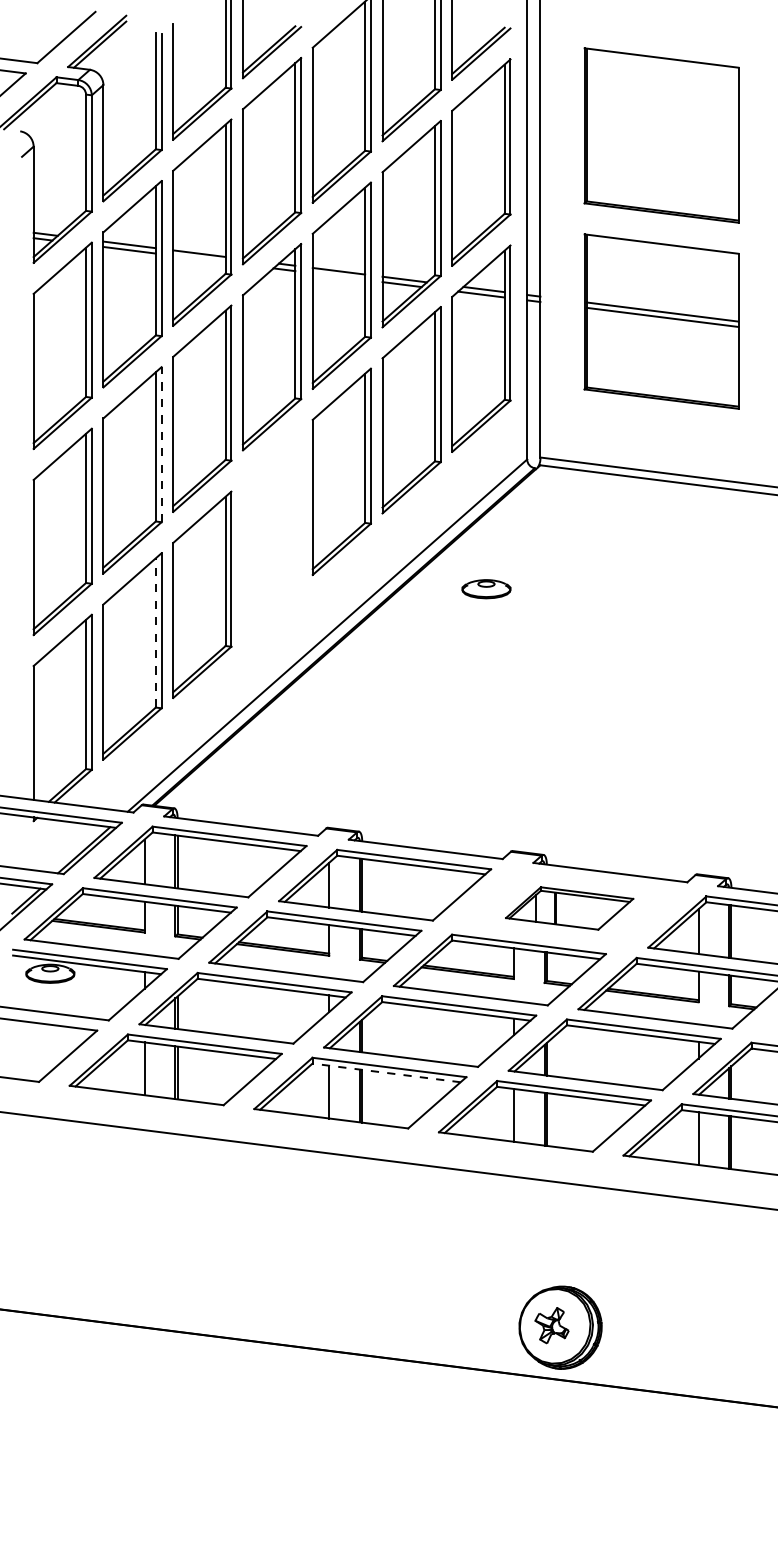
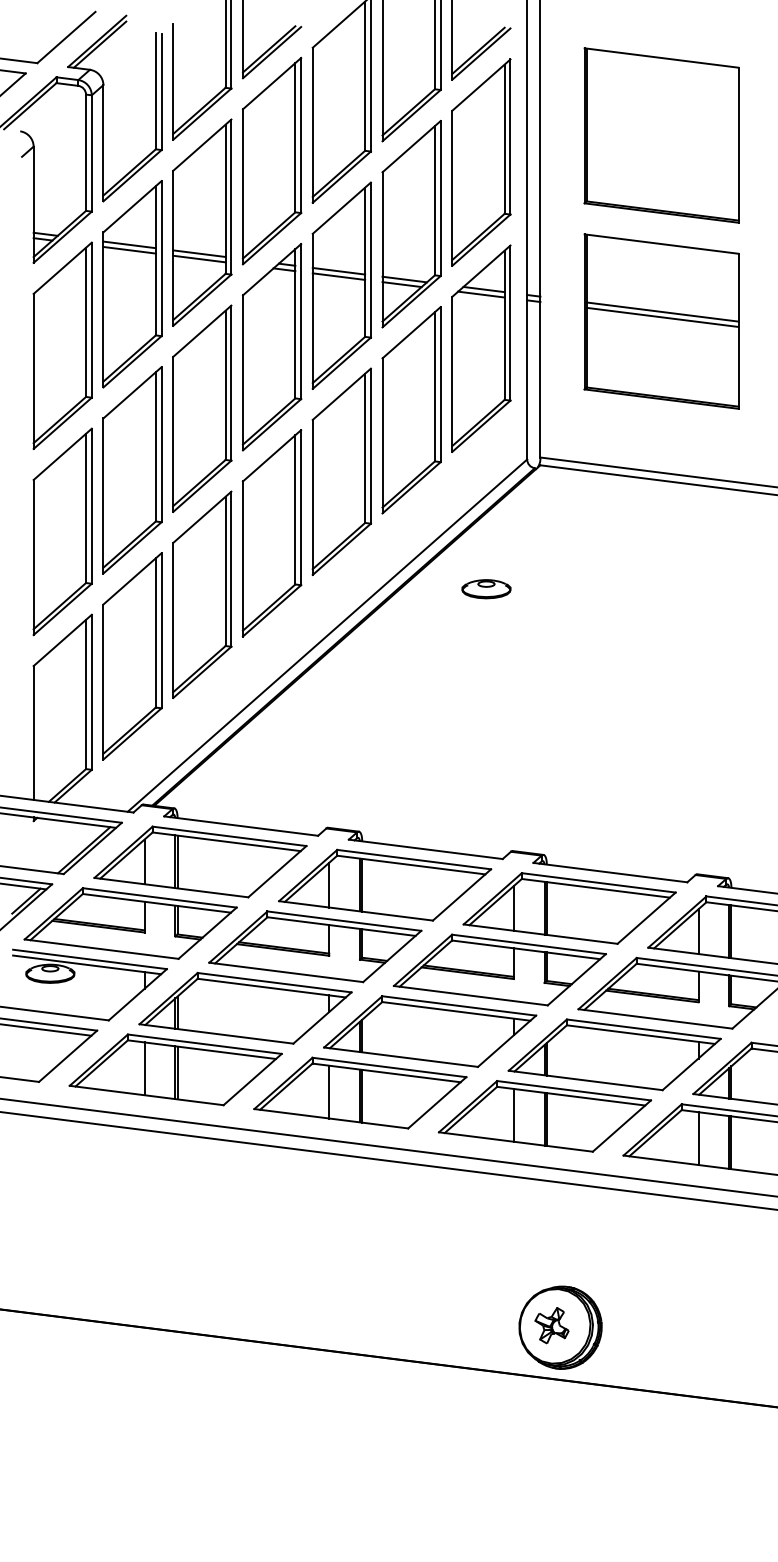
line: none -> present (199, 258)
line: none -> present (338, 276)
line: dashed -> solid (161, 444)
part: none -> present (271, 533)
line: dashed -> solid (155, 632)
part size: 130x45 px -> 215x73 px (569, 908)
line: none -> present (46, 1029)
line: dashed -> solid (386, 1072)
line: none -> present (388, 1147)
